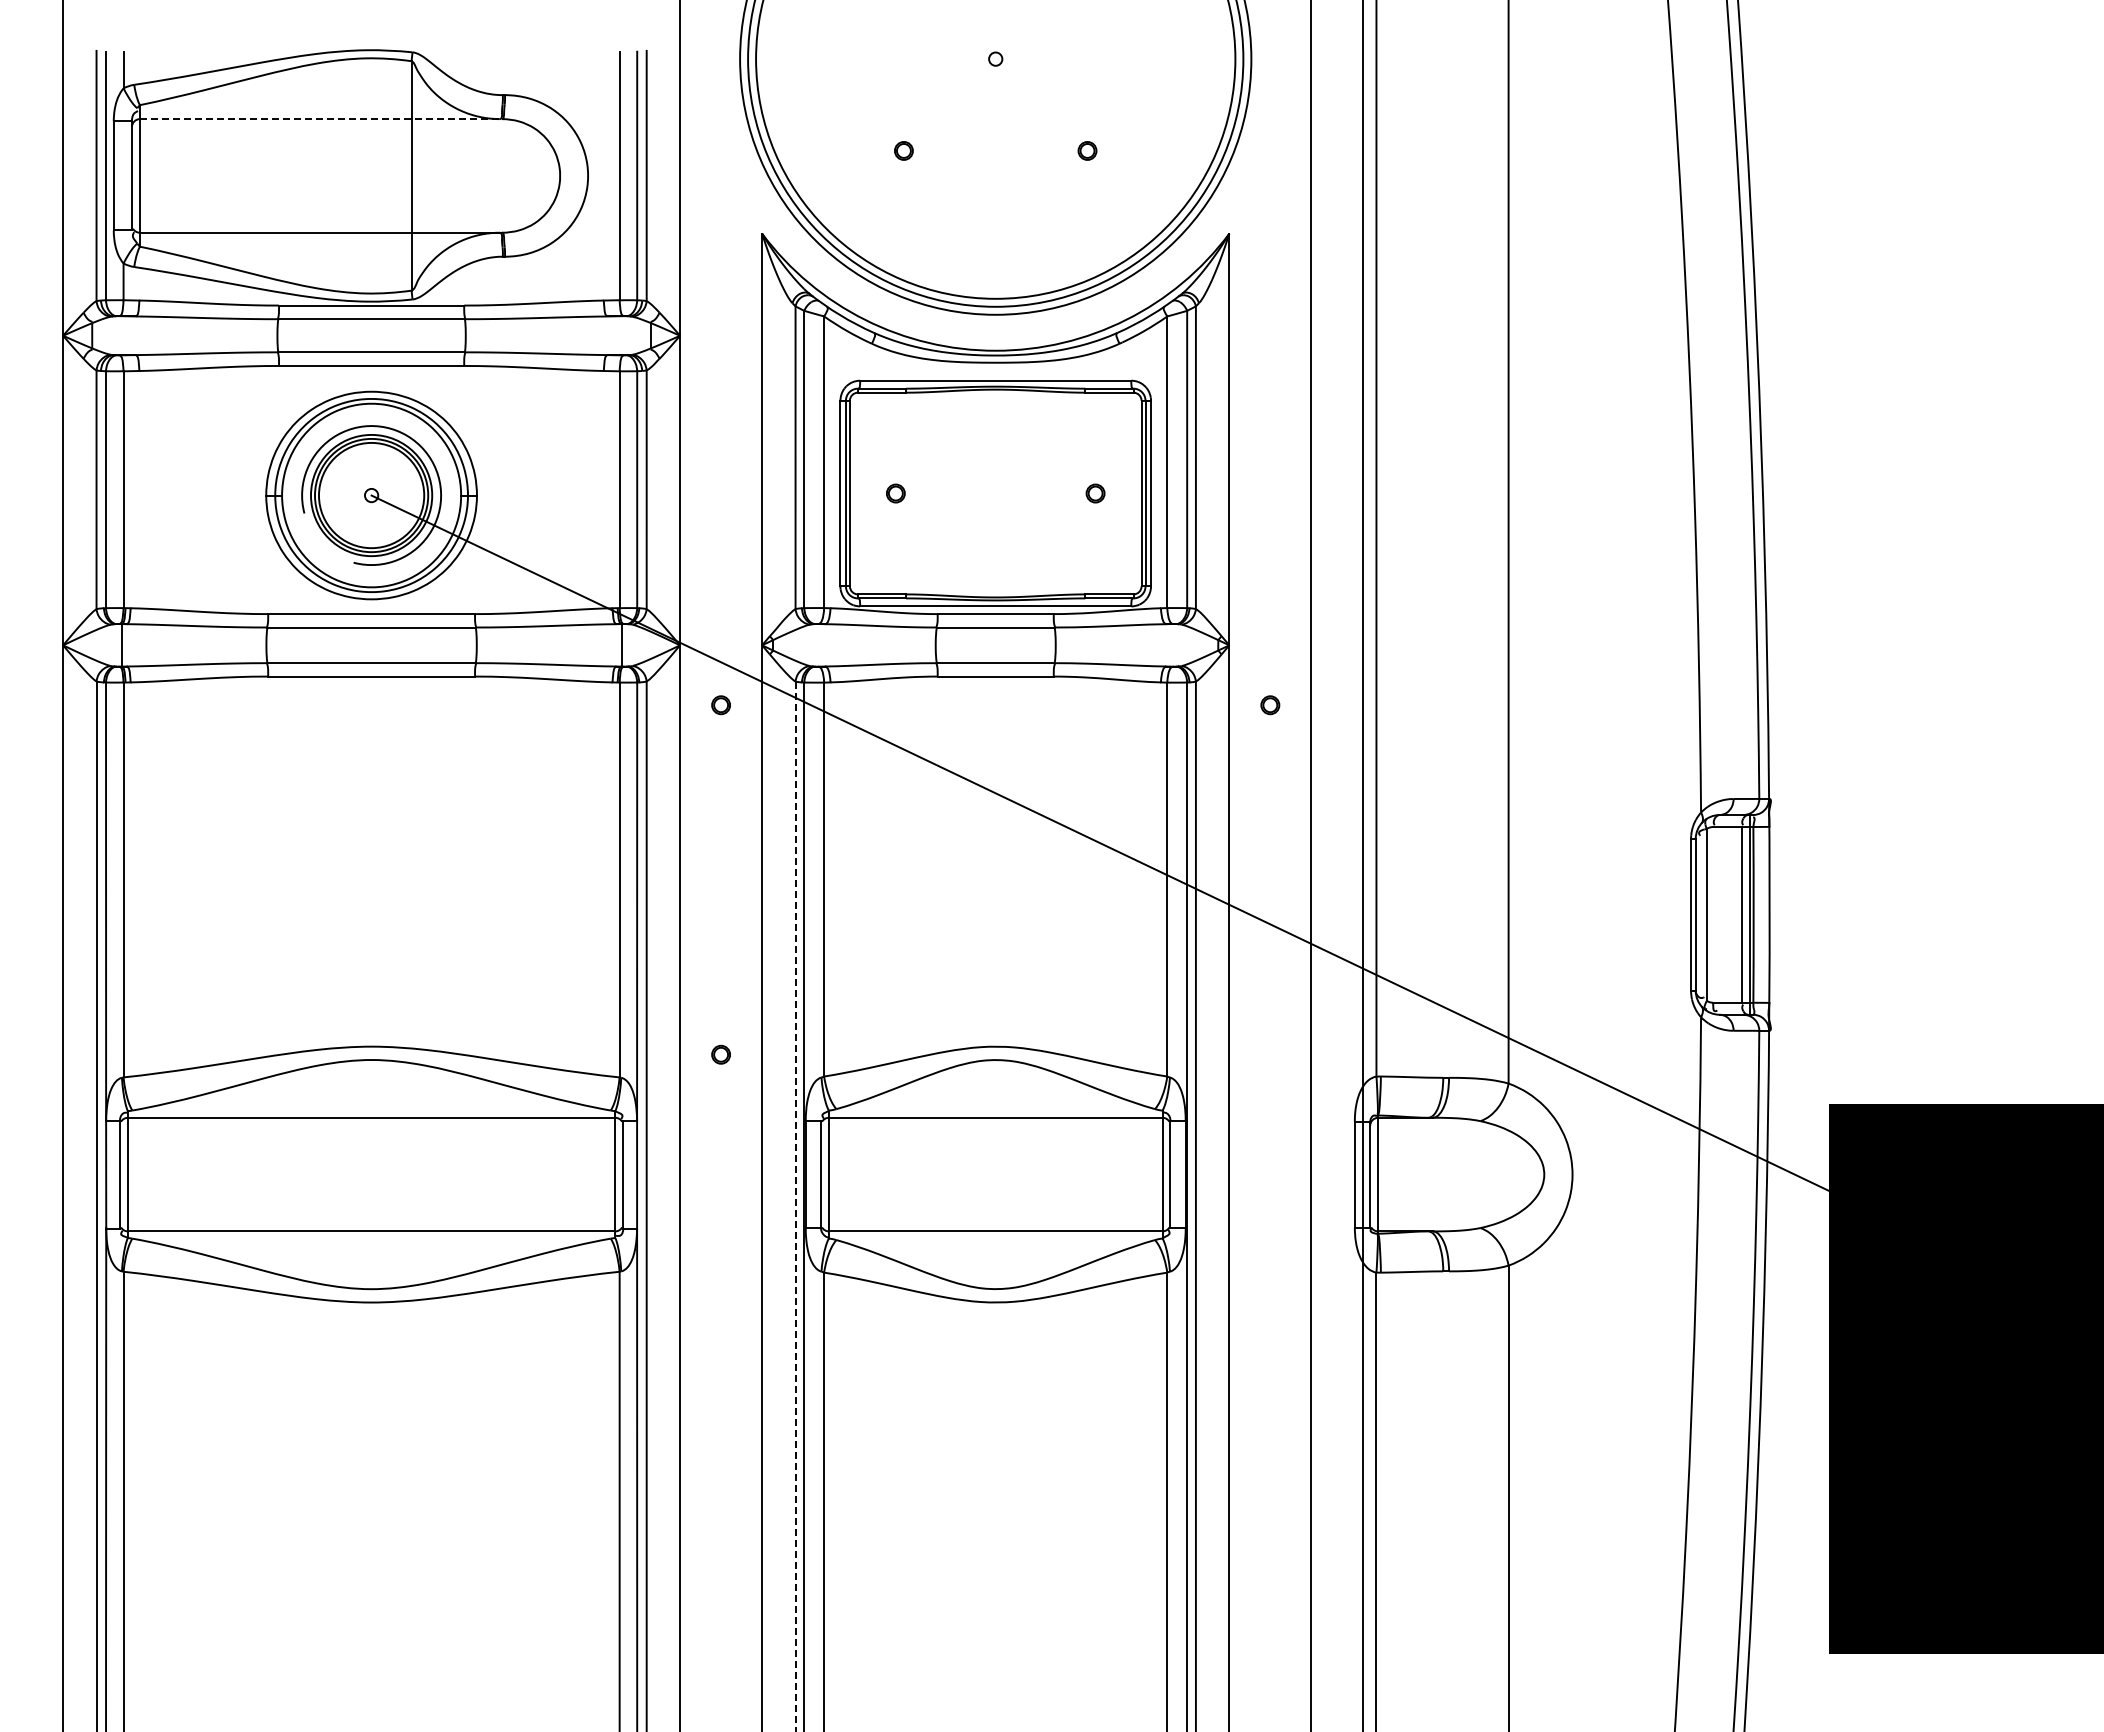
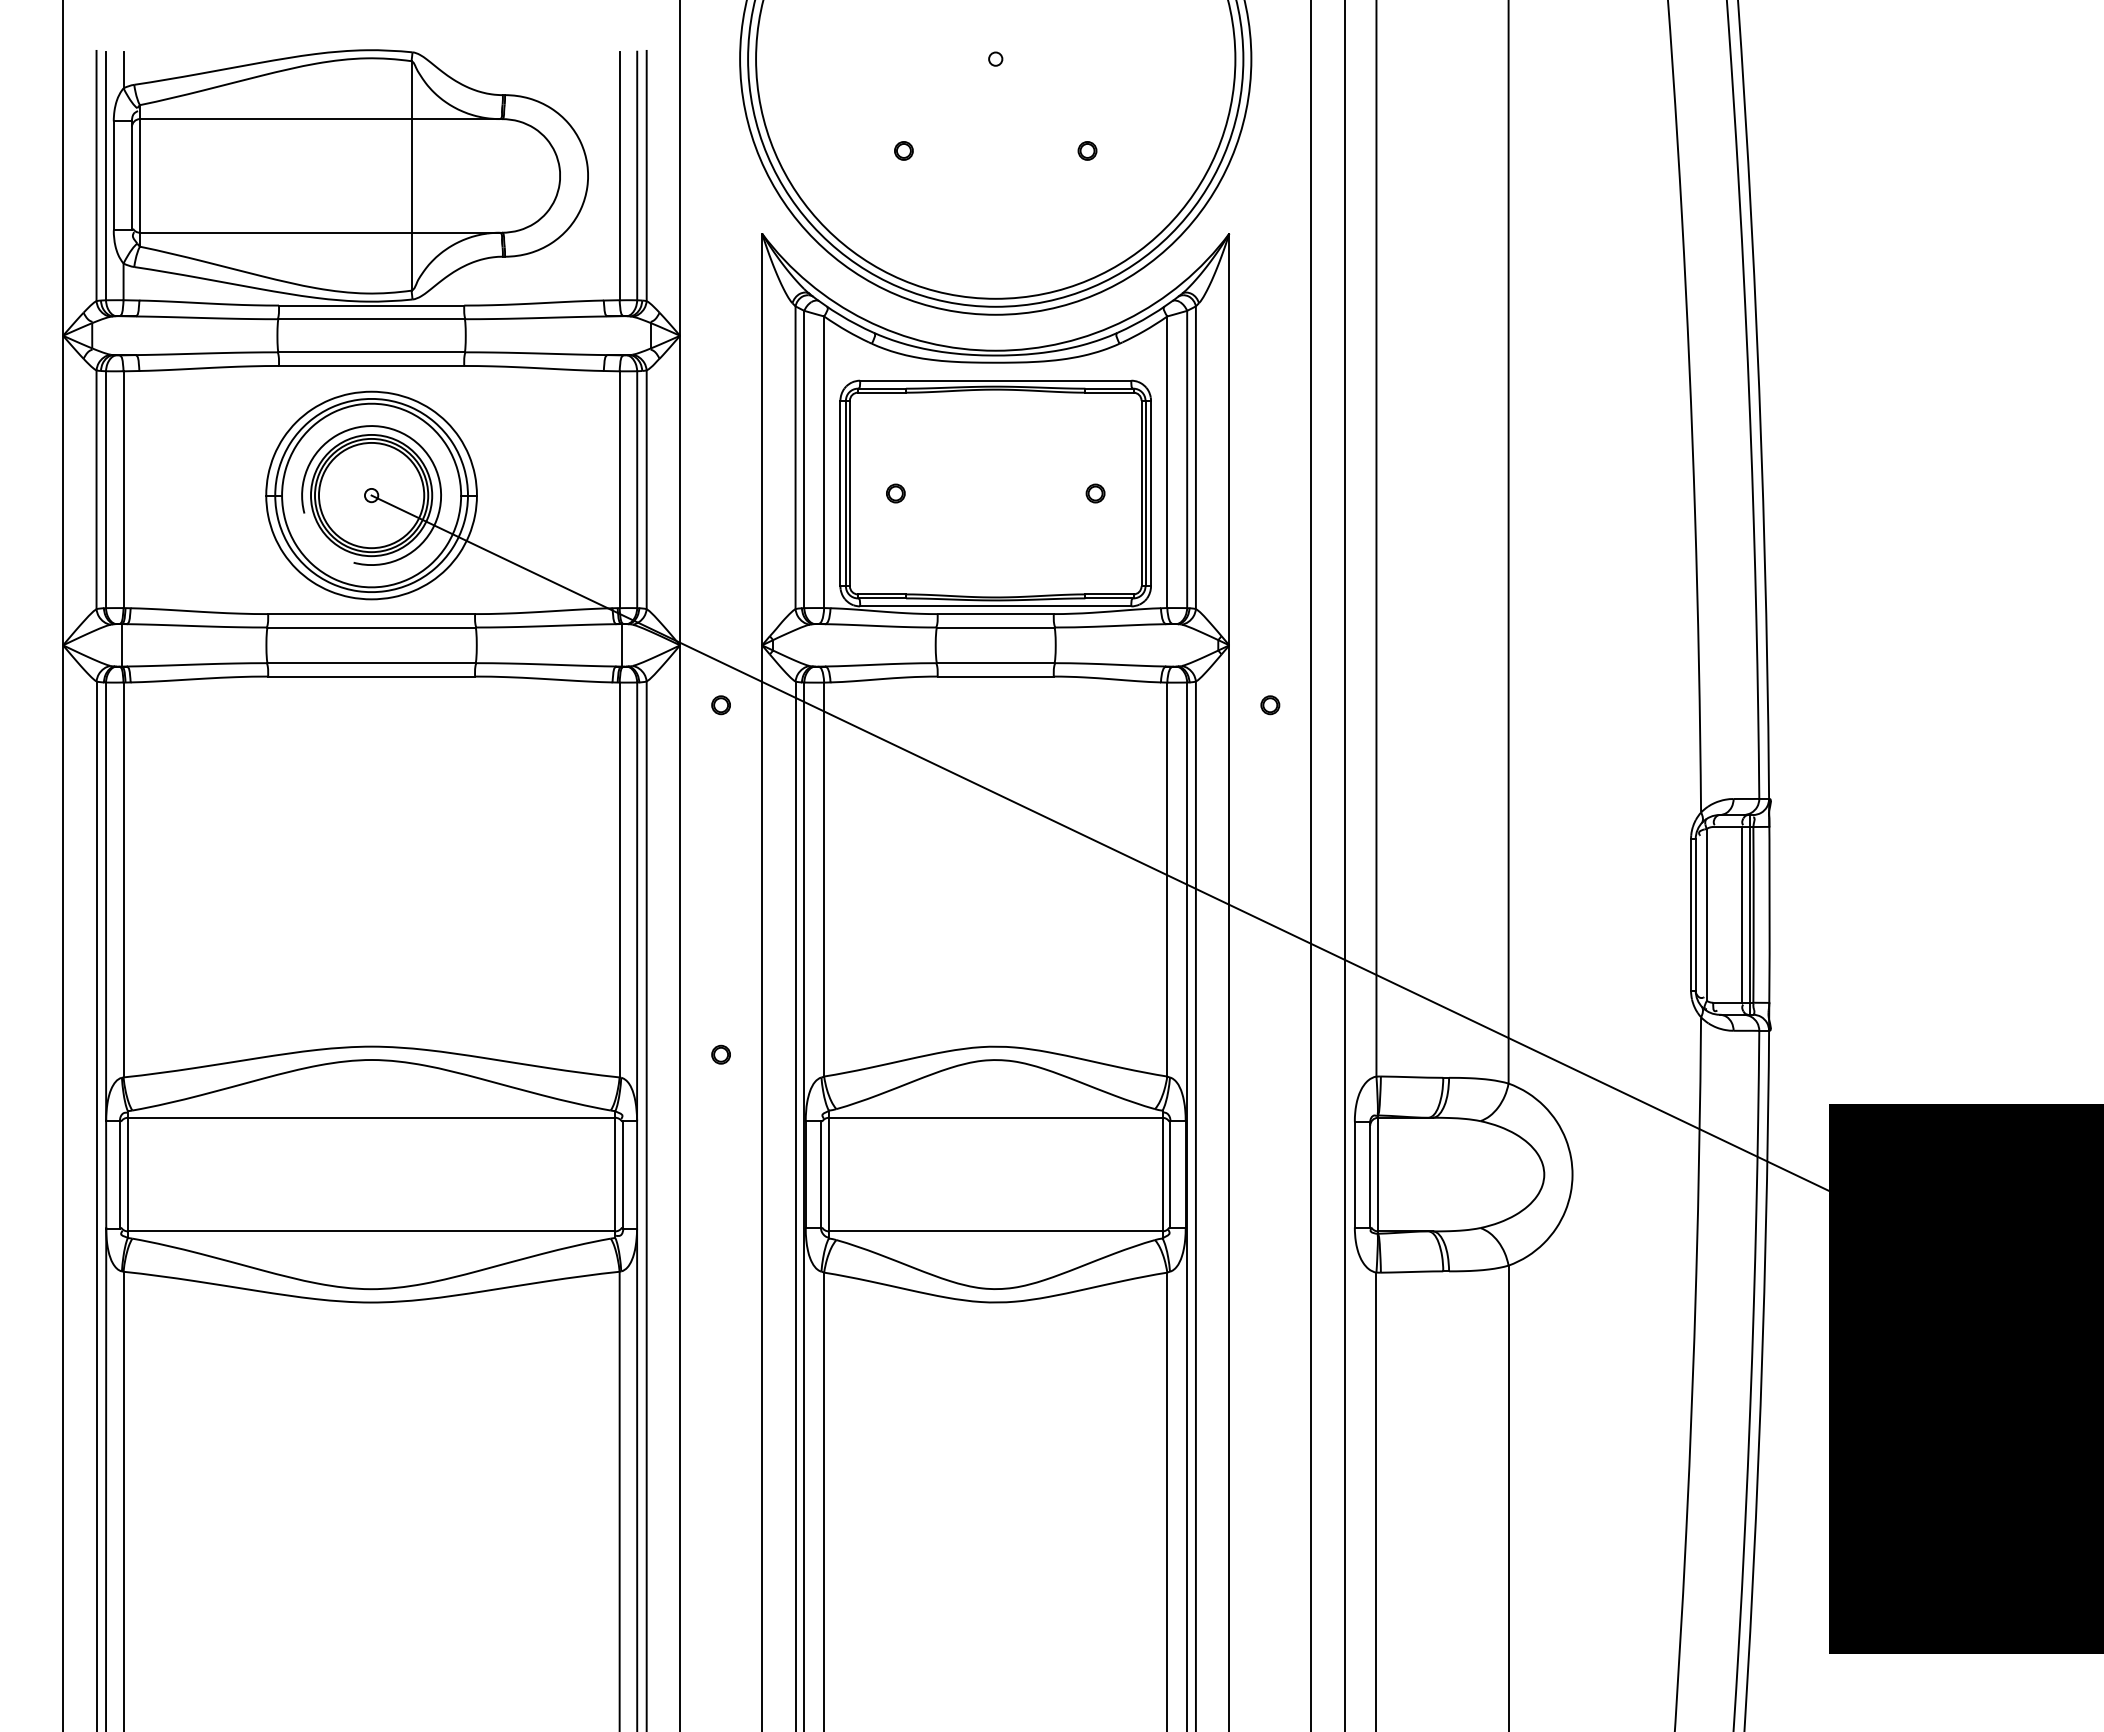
line: dashed -> solid (320, 119)
line position: (1362, 865) -> (1344, 865) (1344, 865)
line: dashed -> solid (795, 1206)
